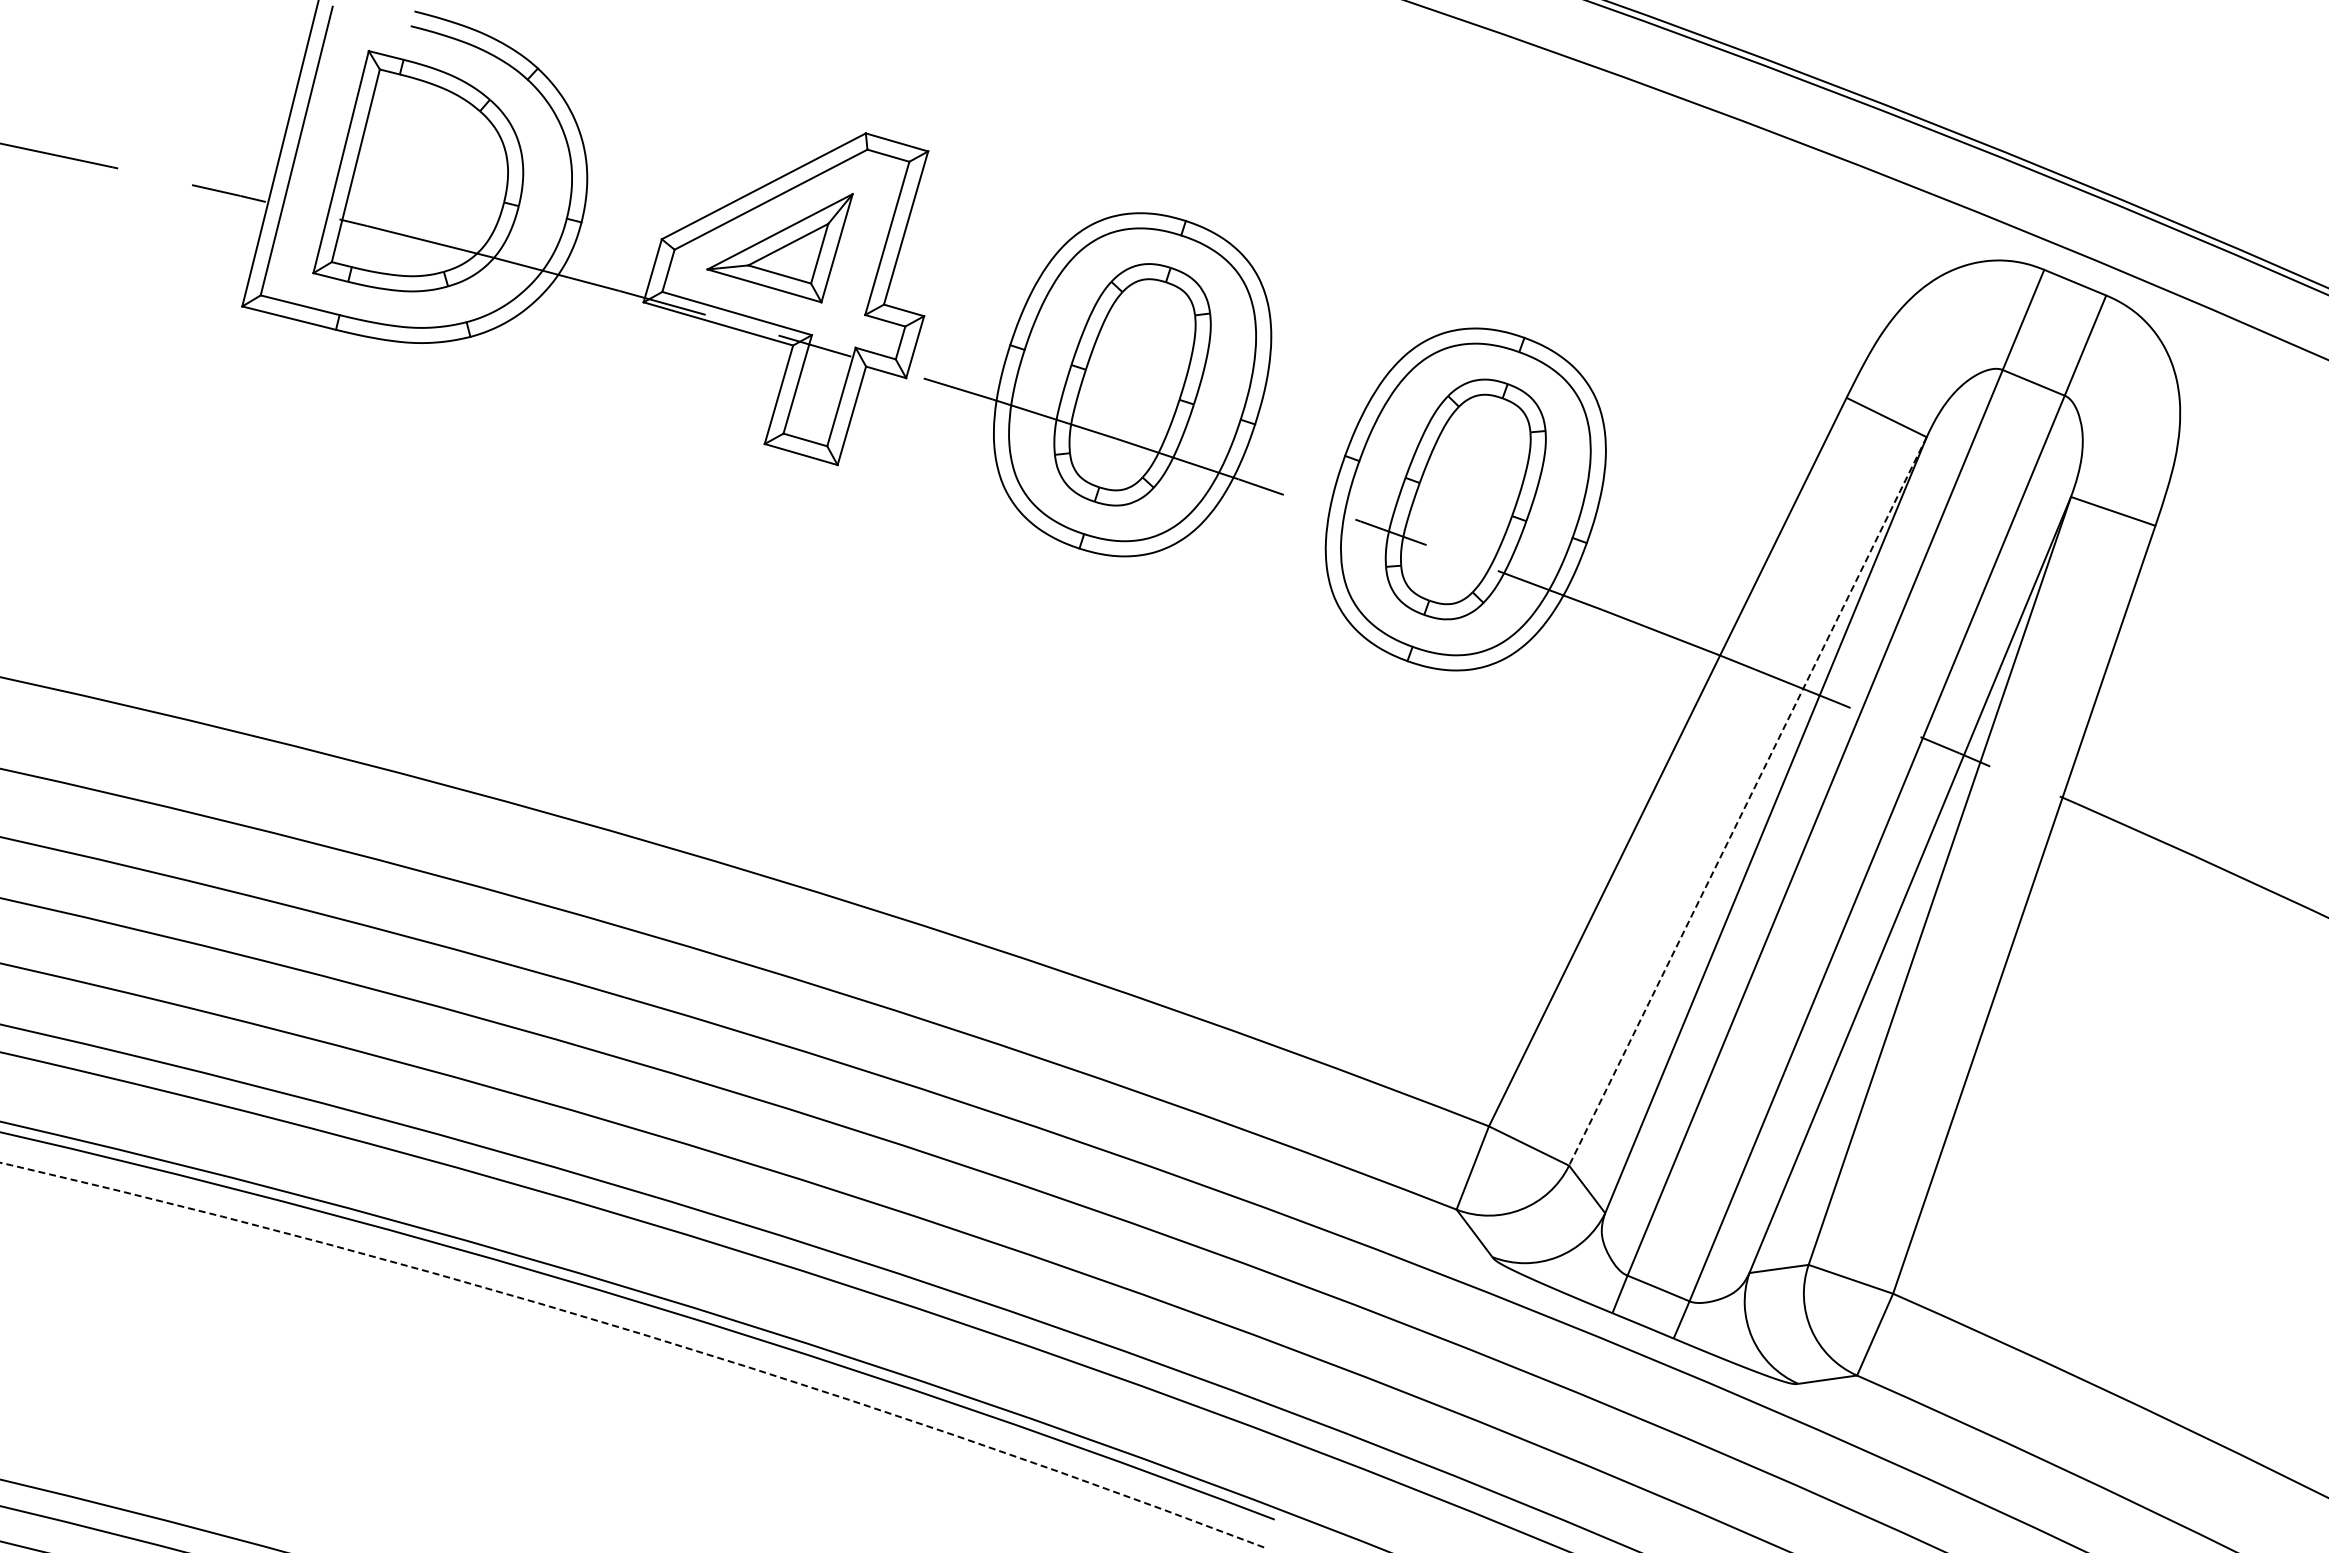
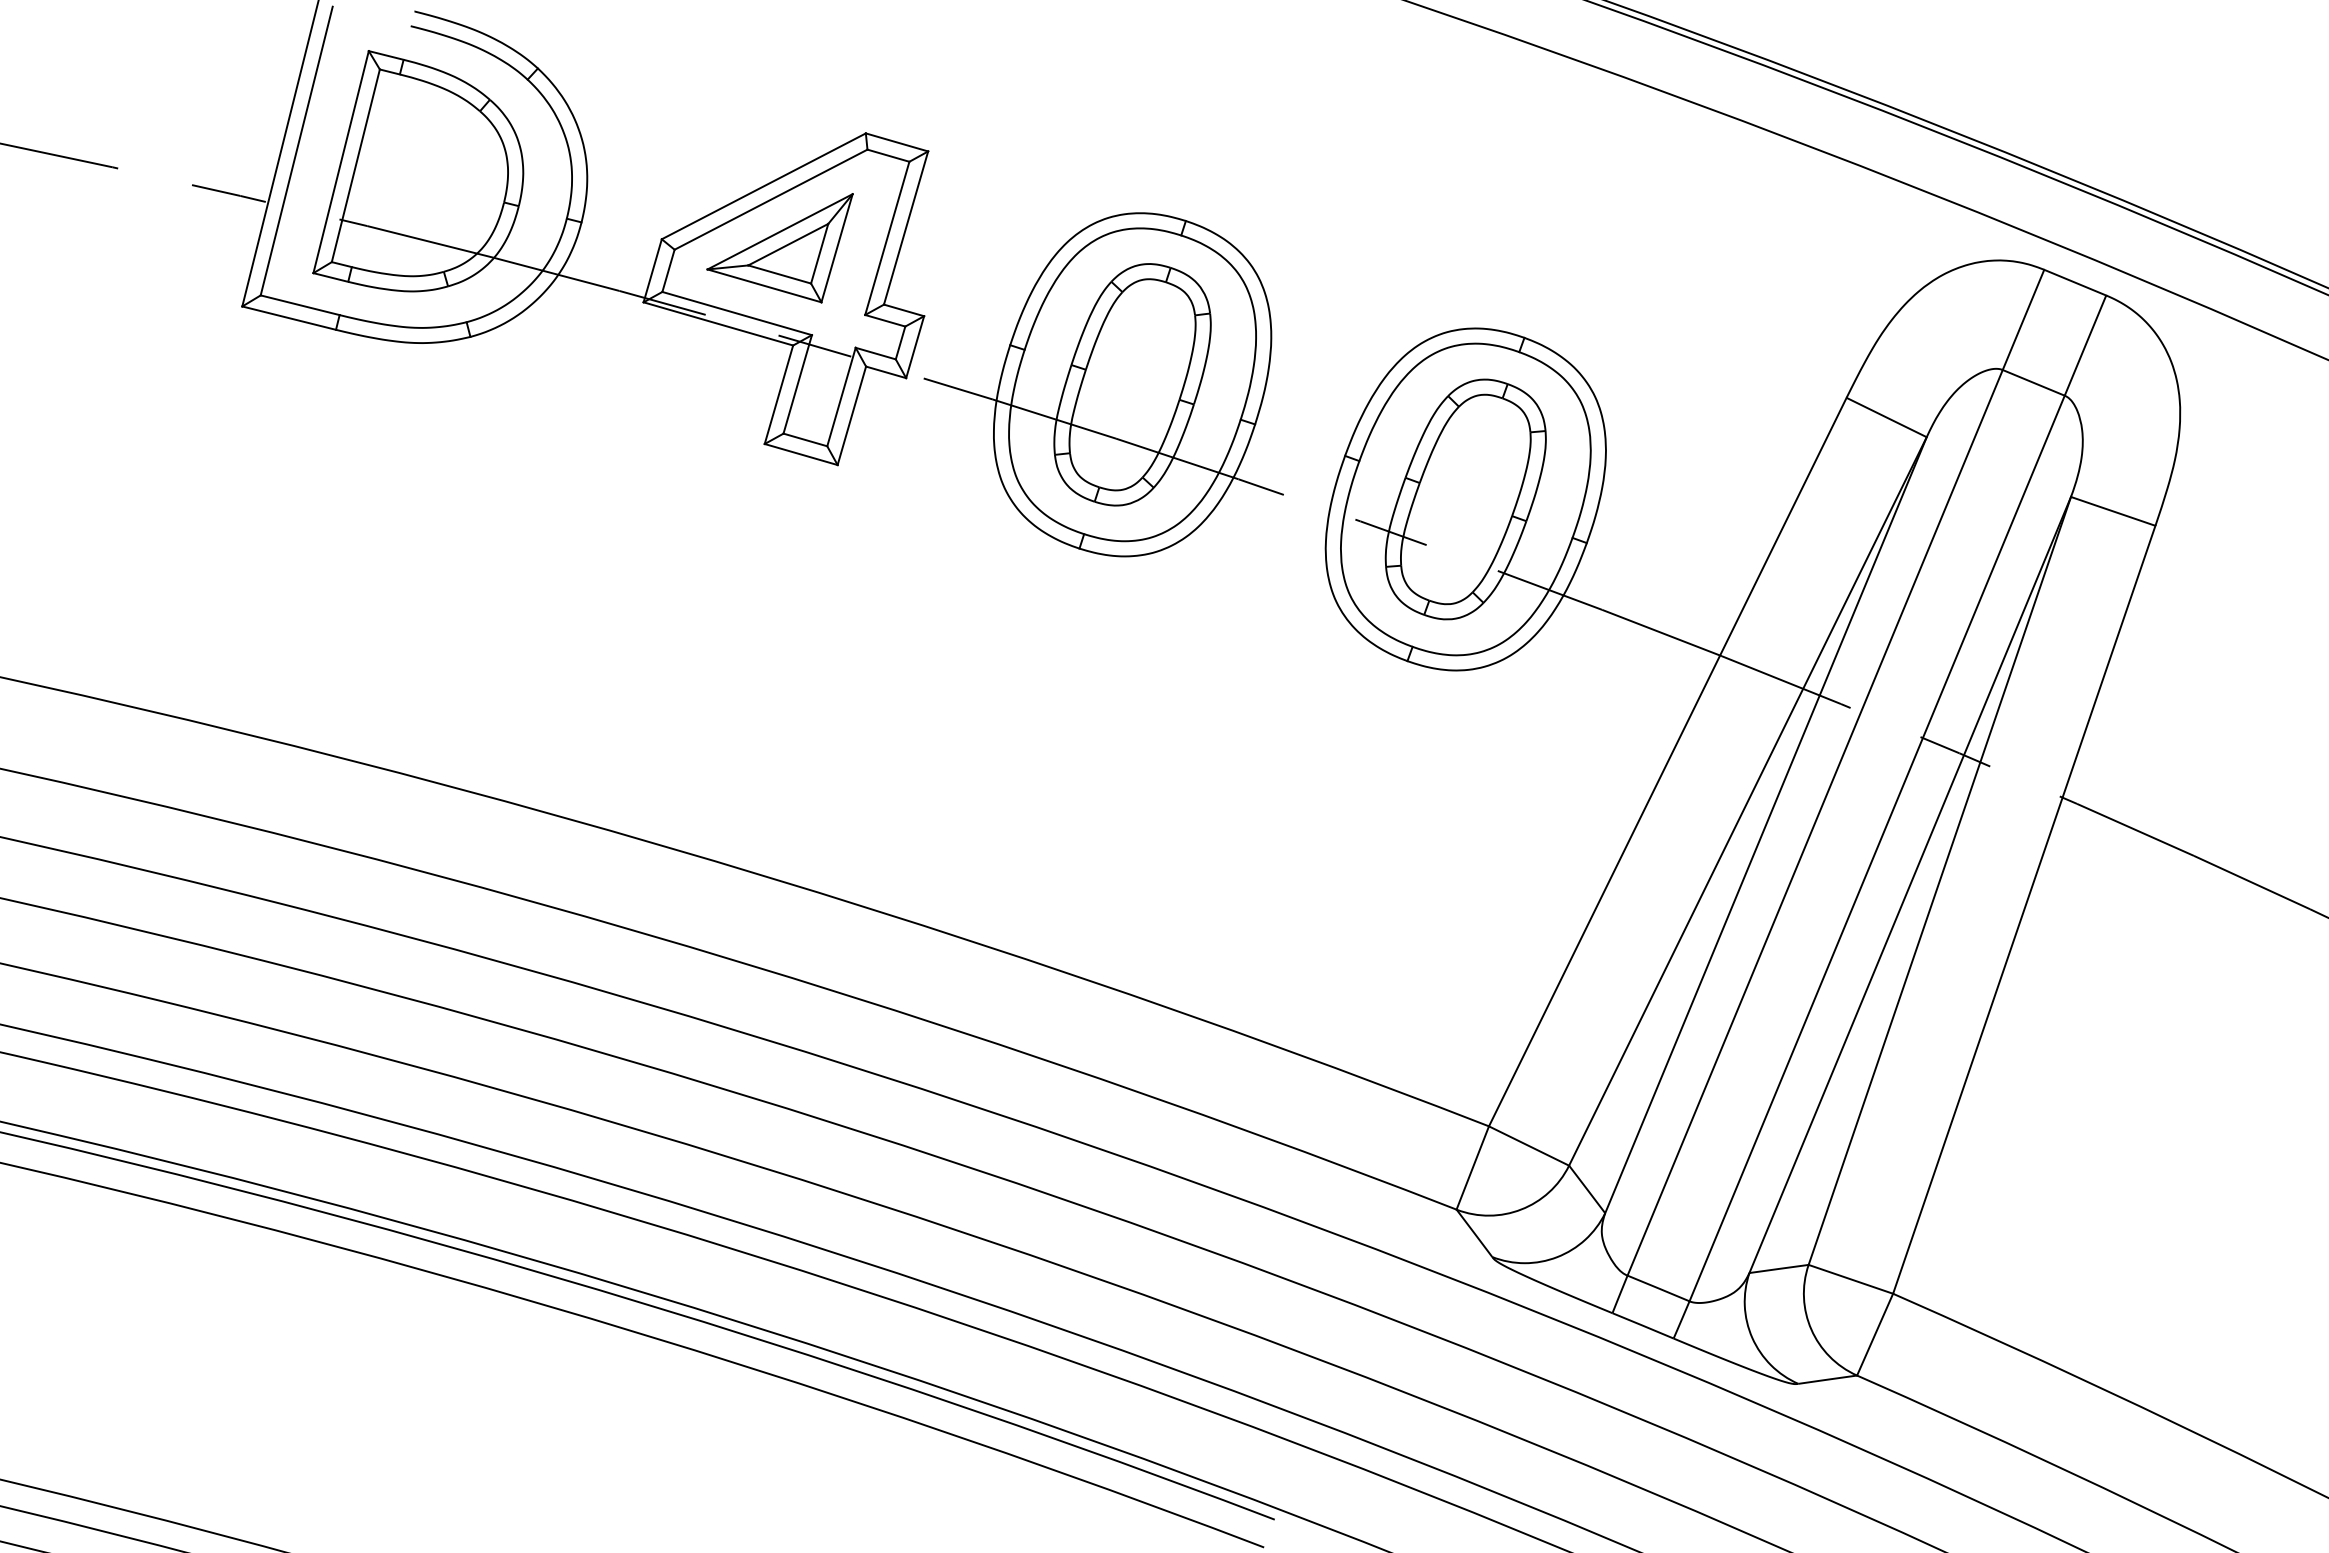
line: dashed -> solid (1747, 801)
arc: dashed -> solid (636, 1332)
